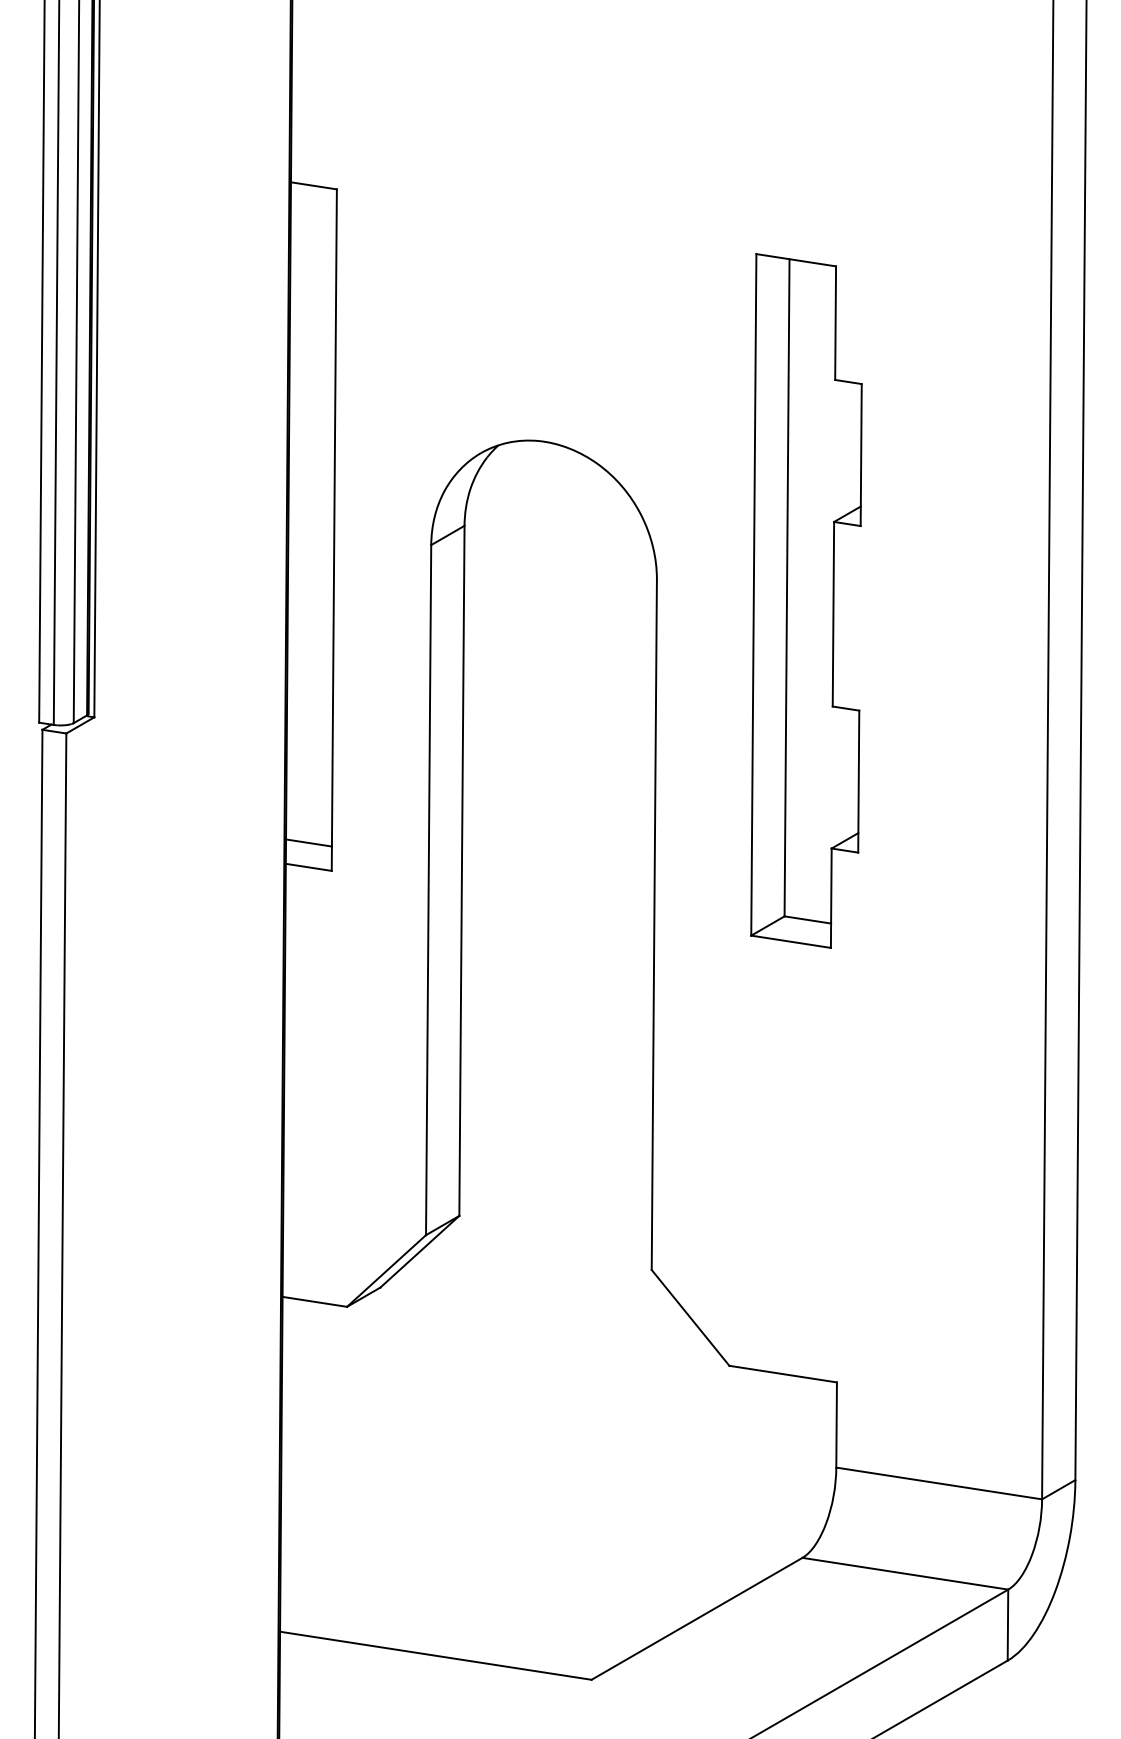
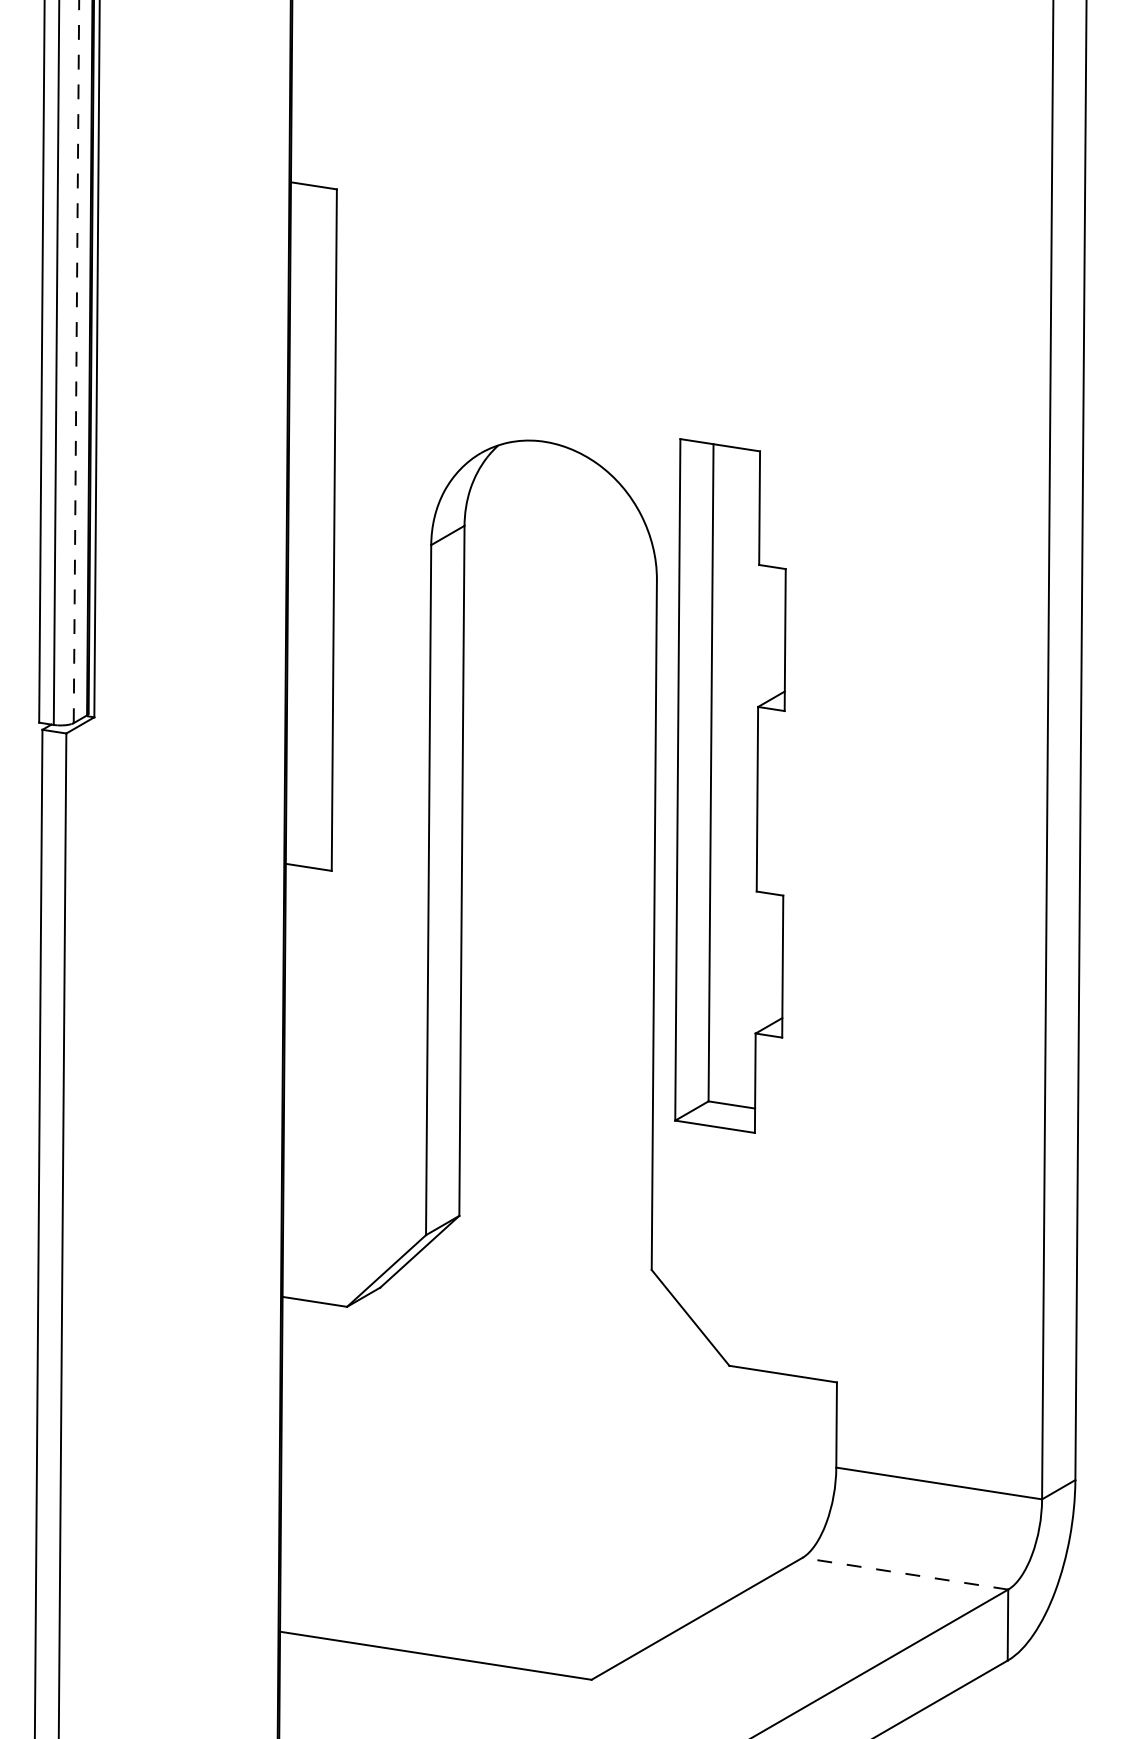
line: solid -> dashed (76, 361)
part position: (806, 600) -> (730, 785) (730, 785)
line: present -> none (308, 842)
line: solid -> dashed (904, 1573)
